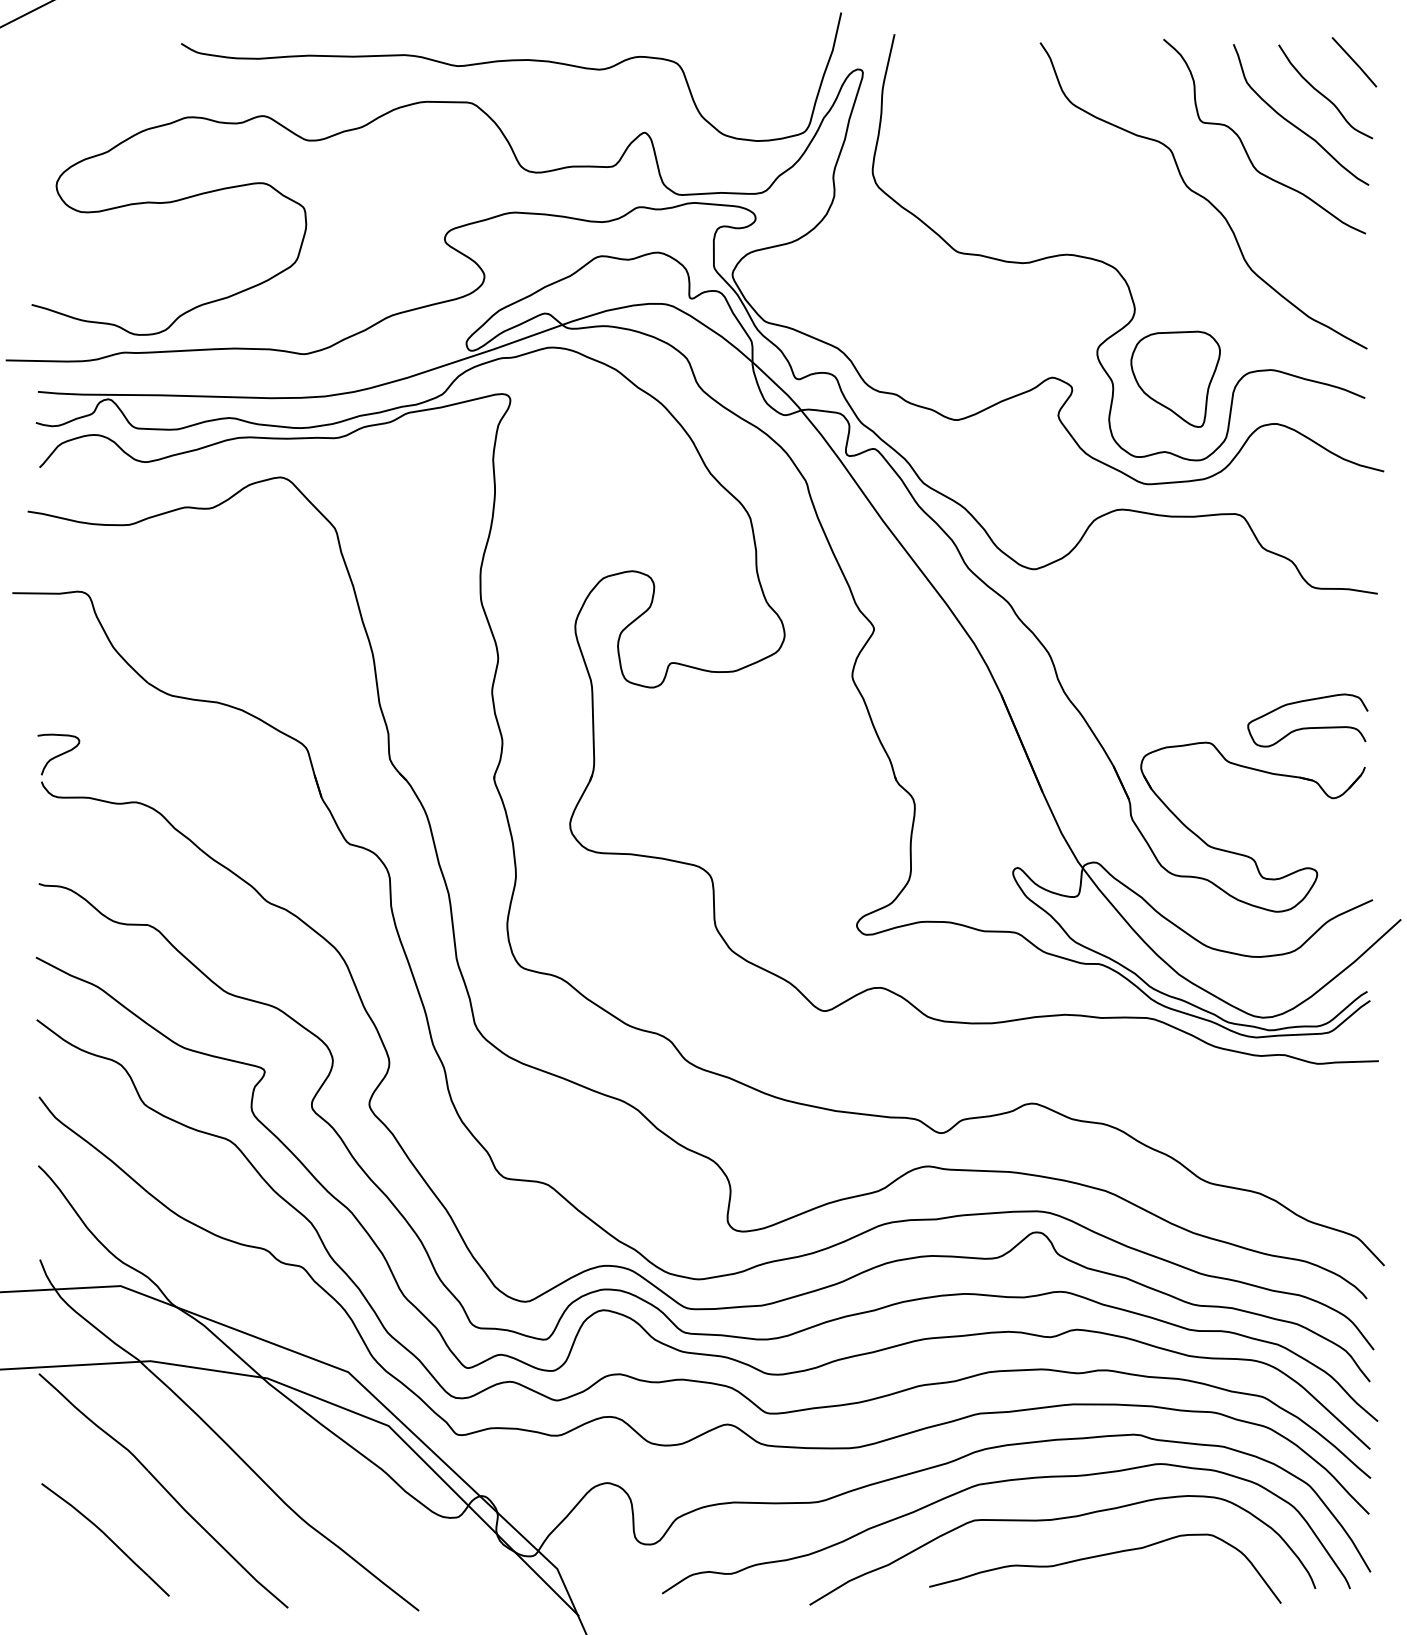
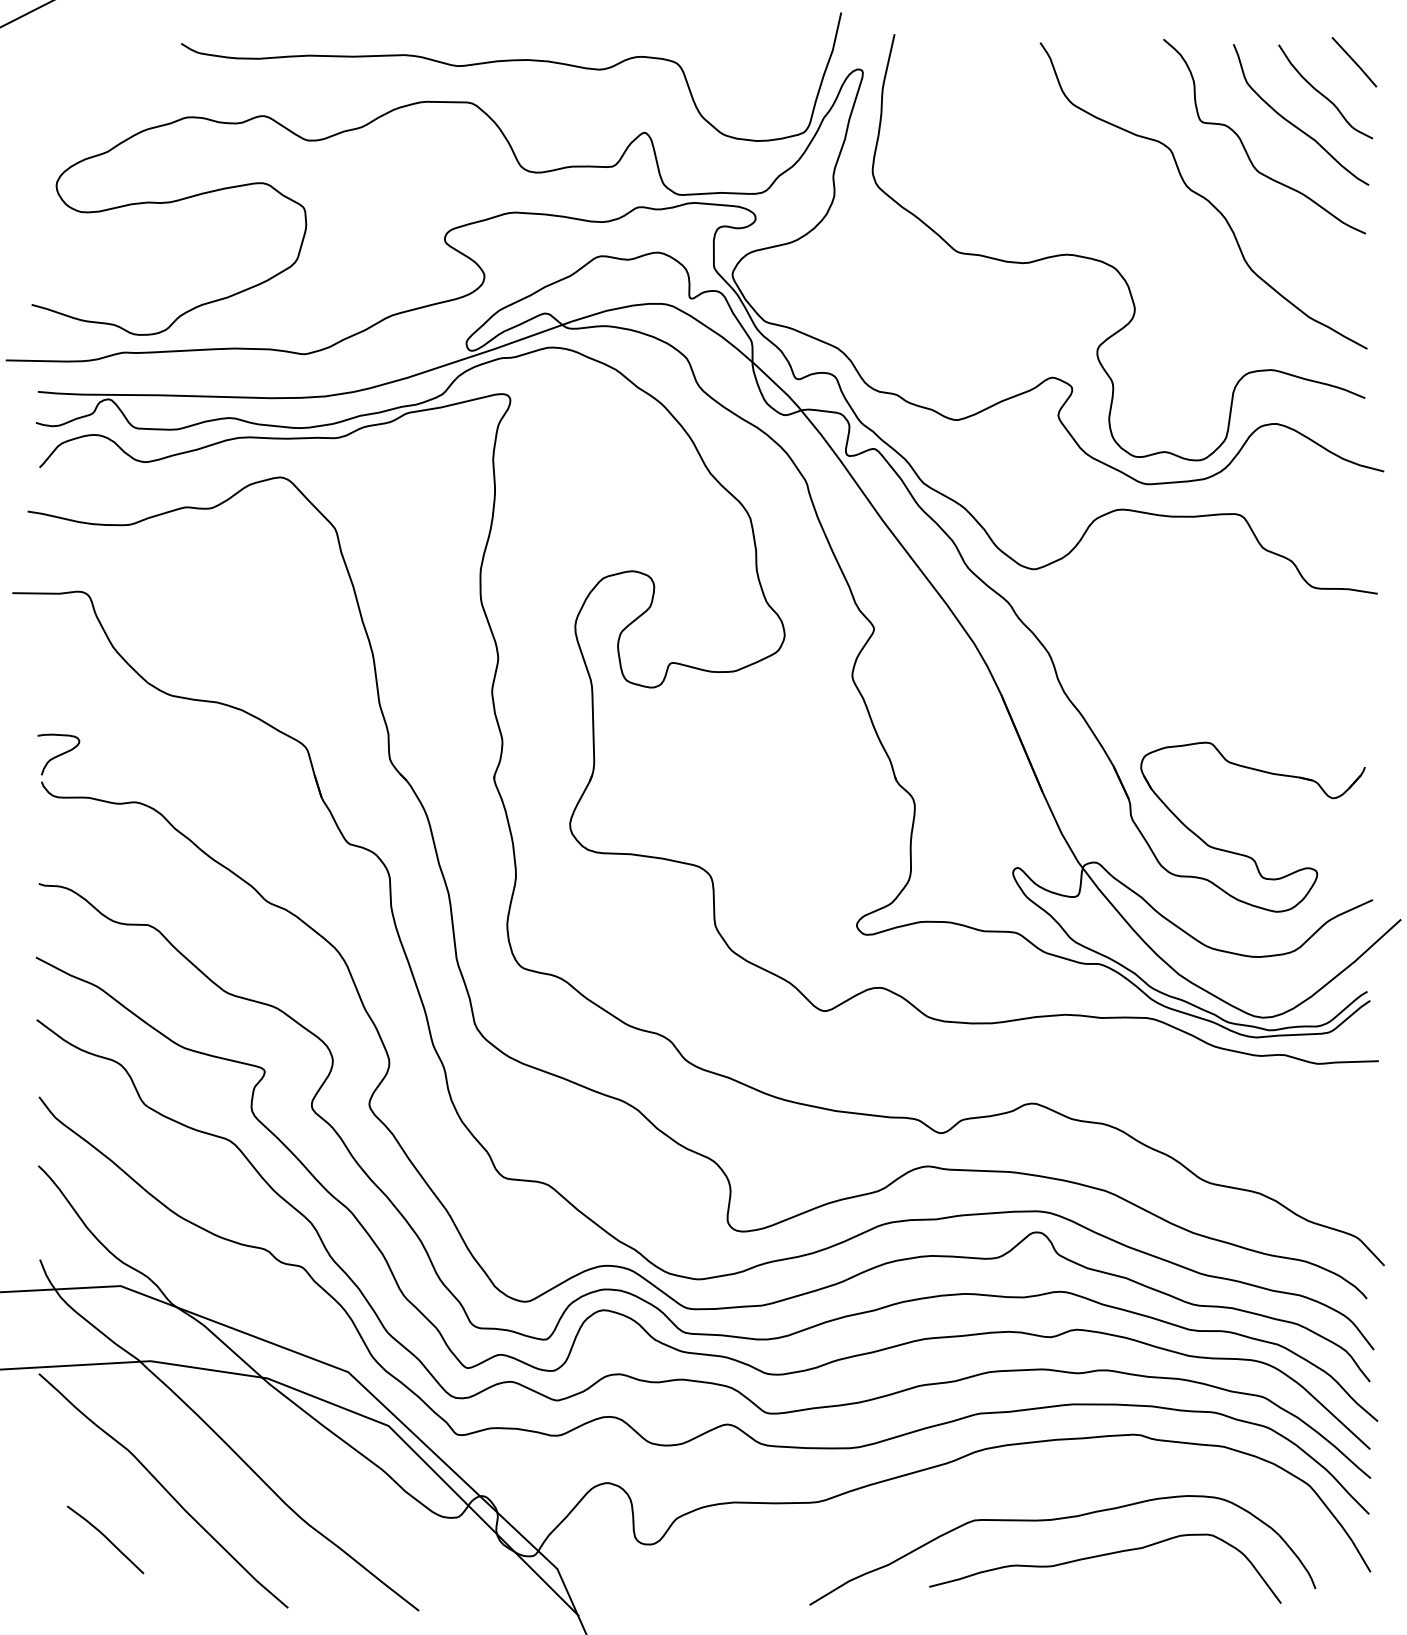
part: present -> none (1175, 378)
curve: present -> none (1307, 727)
curve: present -> none (1002, 1482)
part size: 129x114 px -> 78x70 px (105, 1539)
